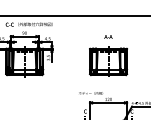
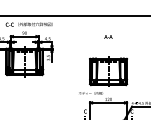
part position: (108, 61) -> (108, 71) (108, 71)
